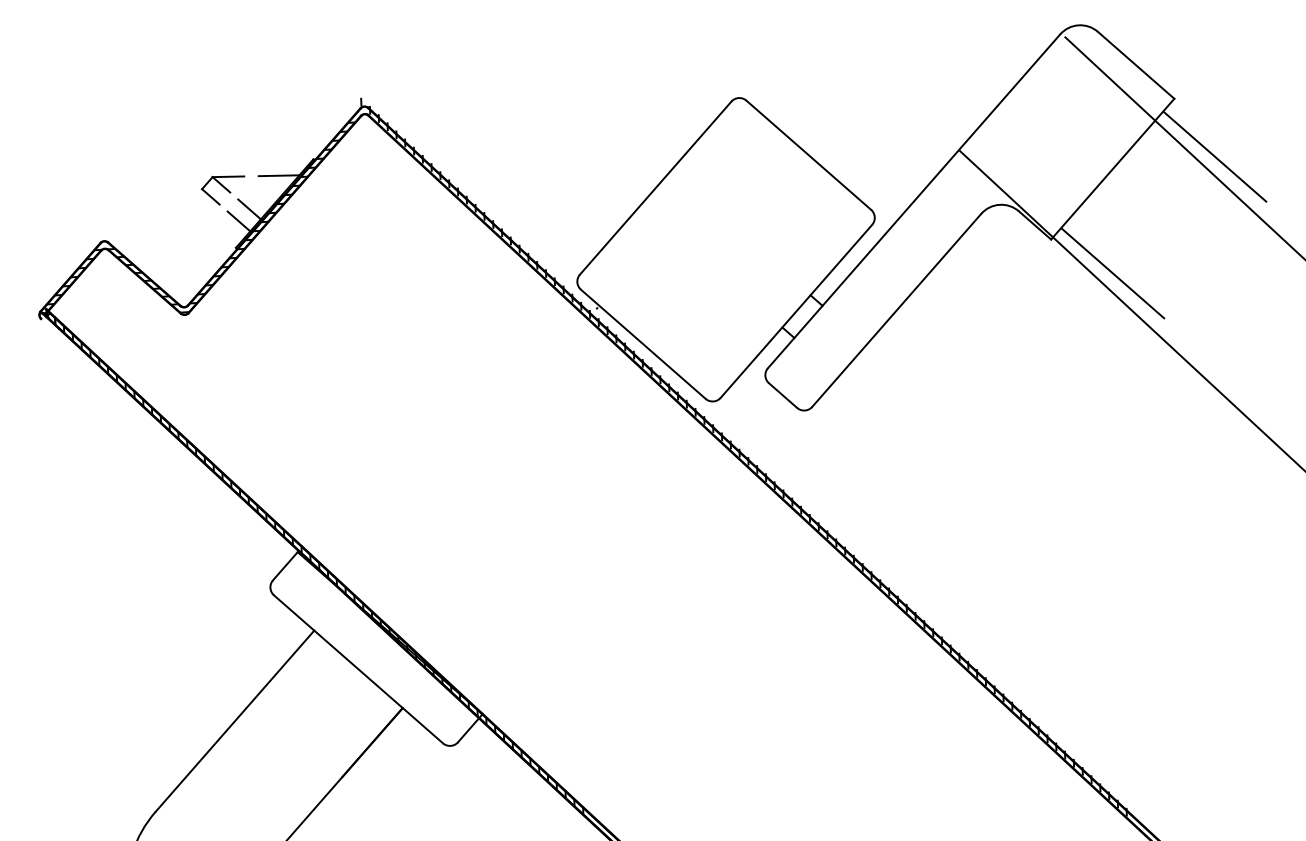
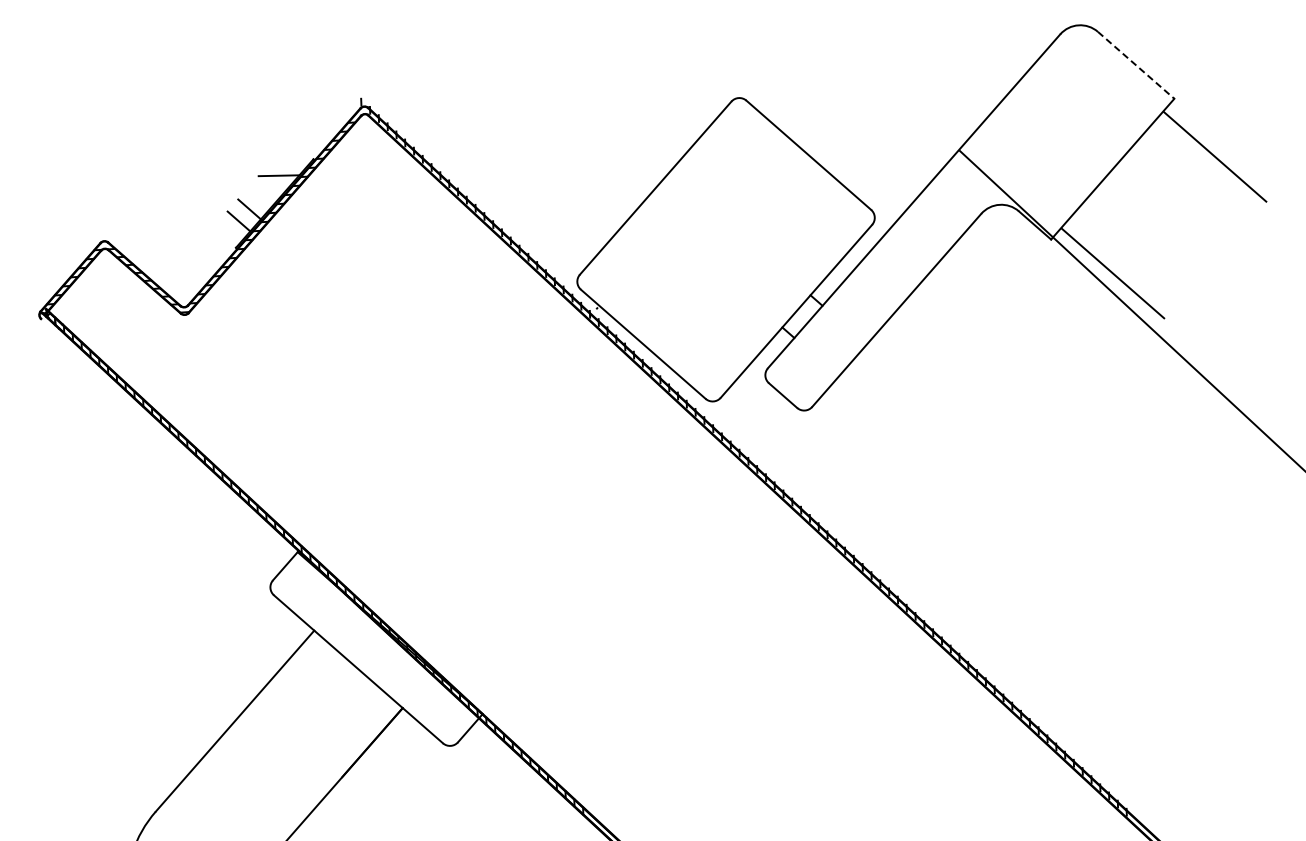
line: solid -> dashed (1136, 65)
line: present -> none (1183, 147)
part: present -> none (222, 190)
